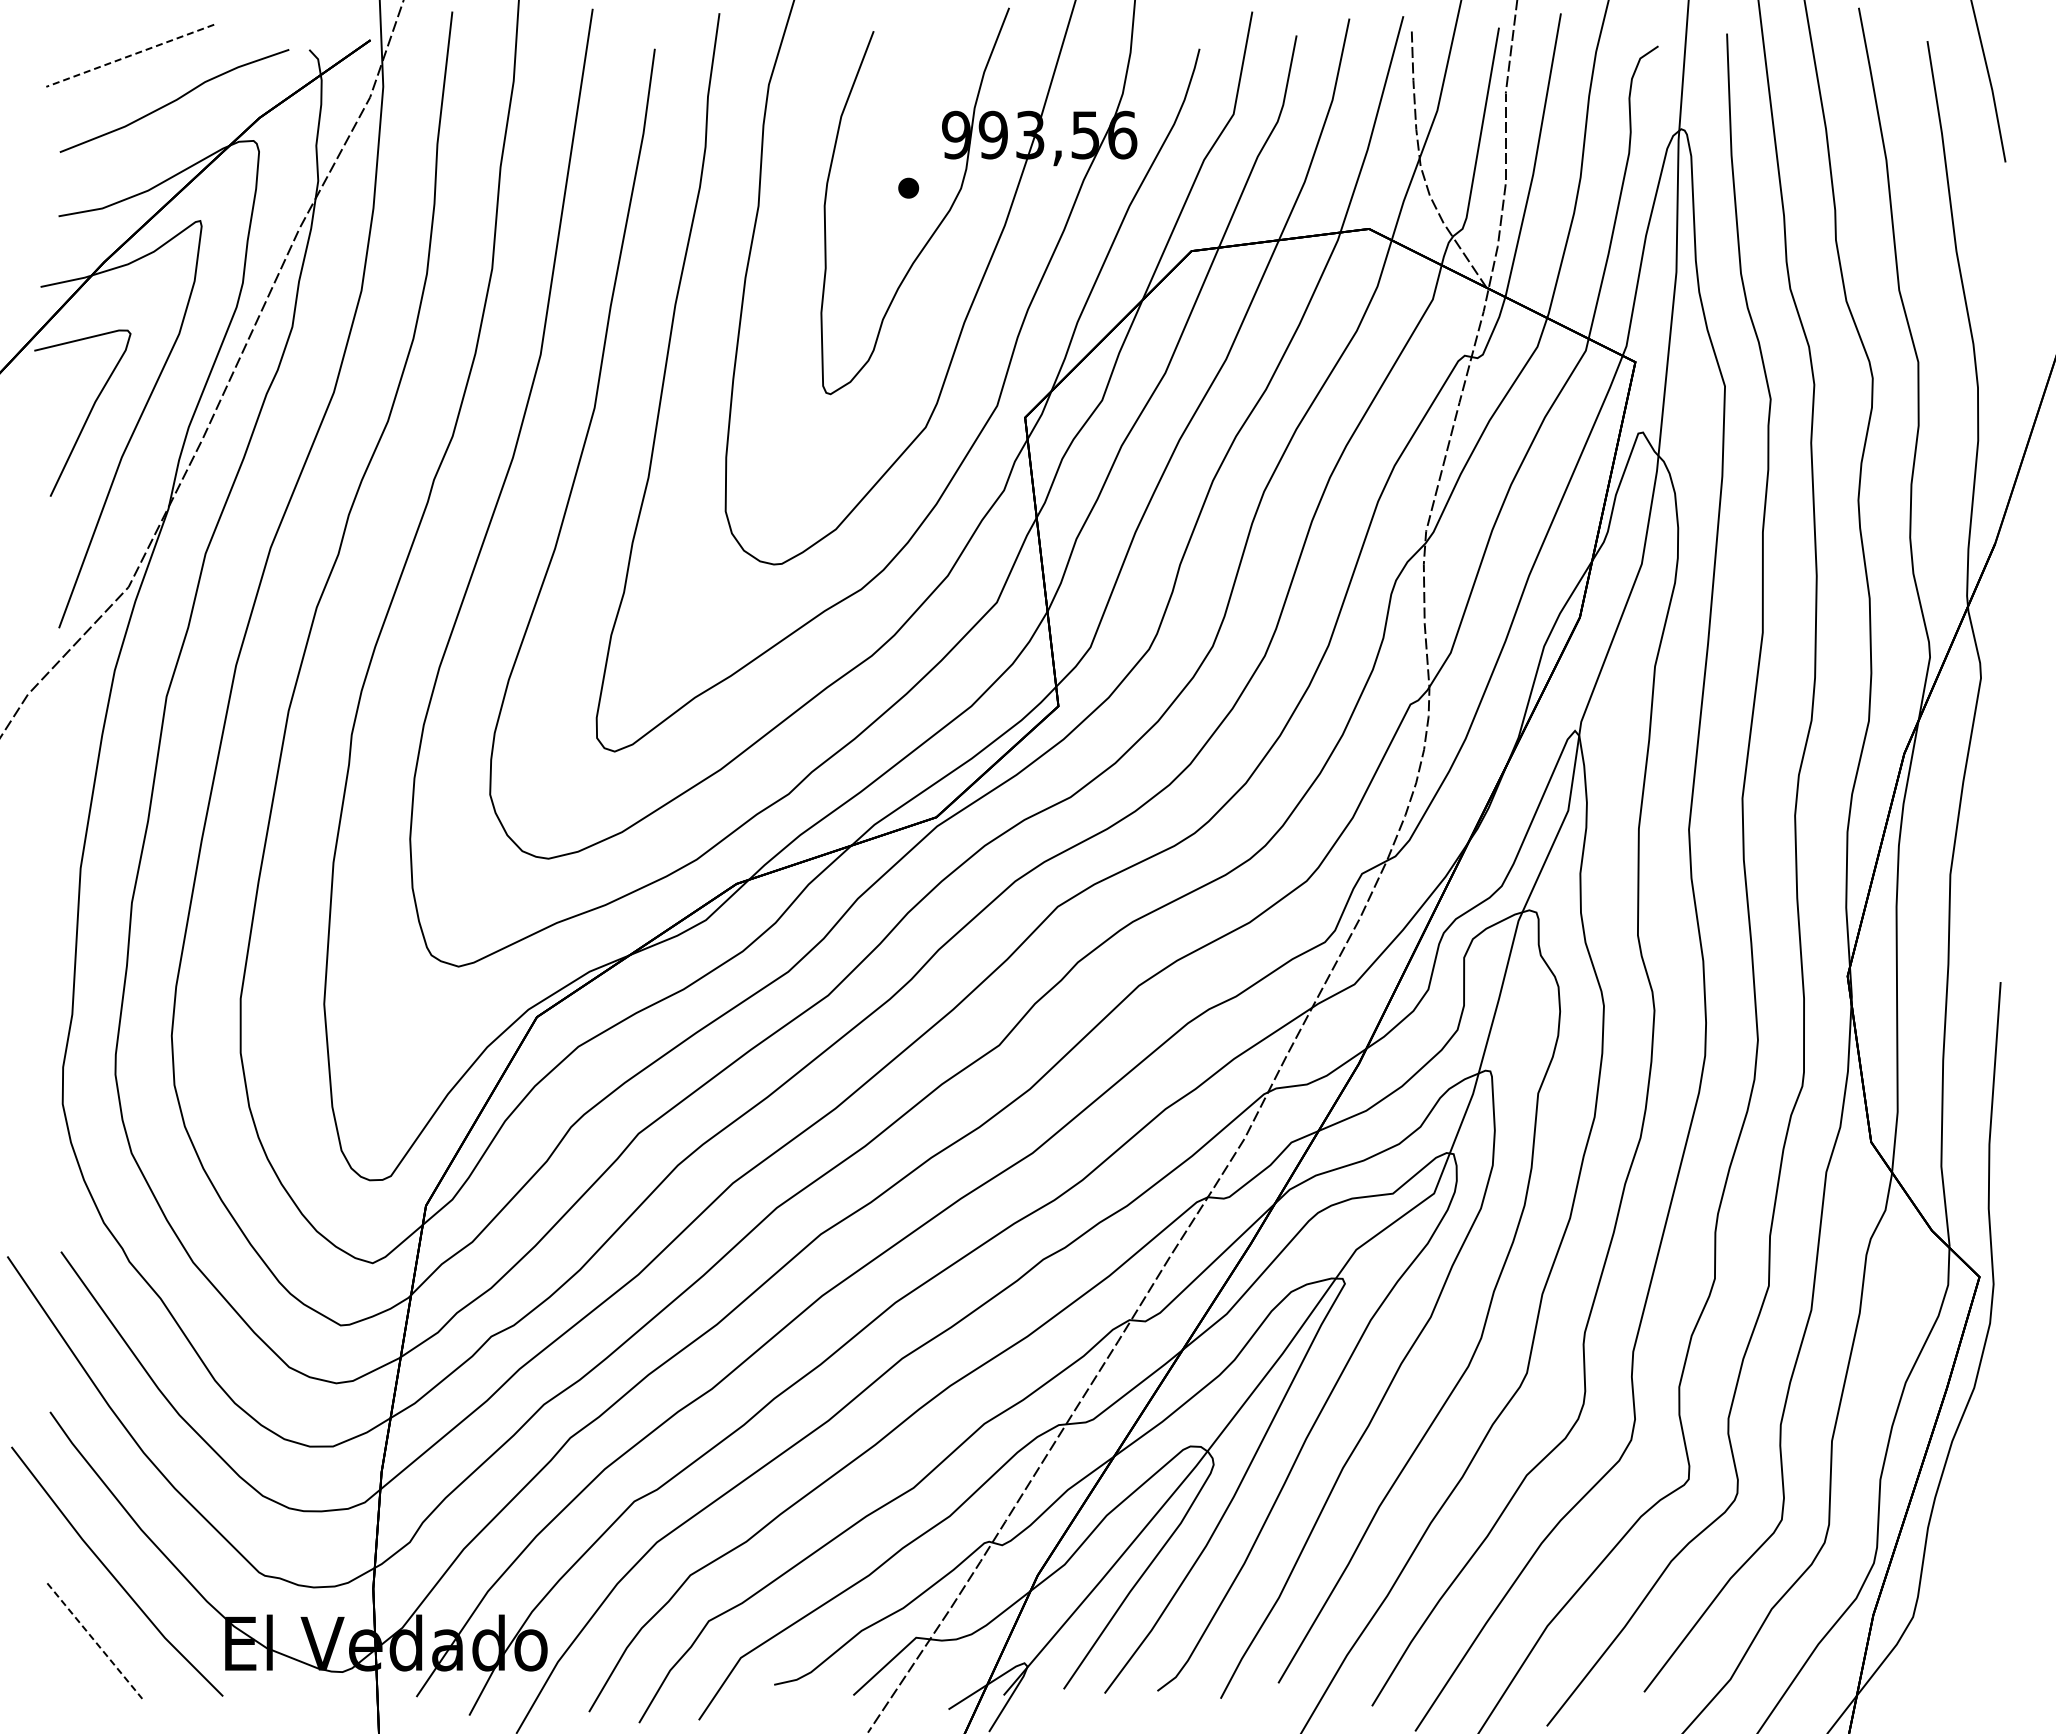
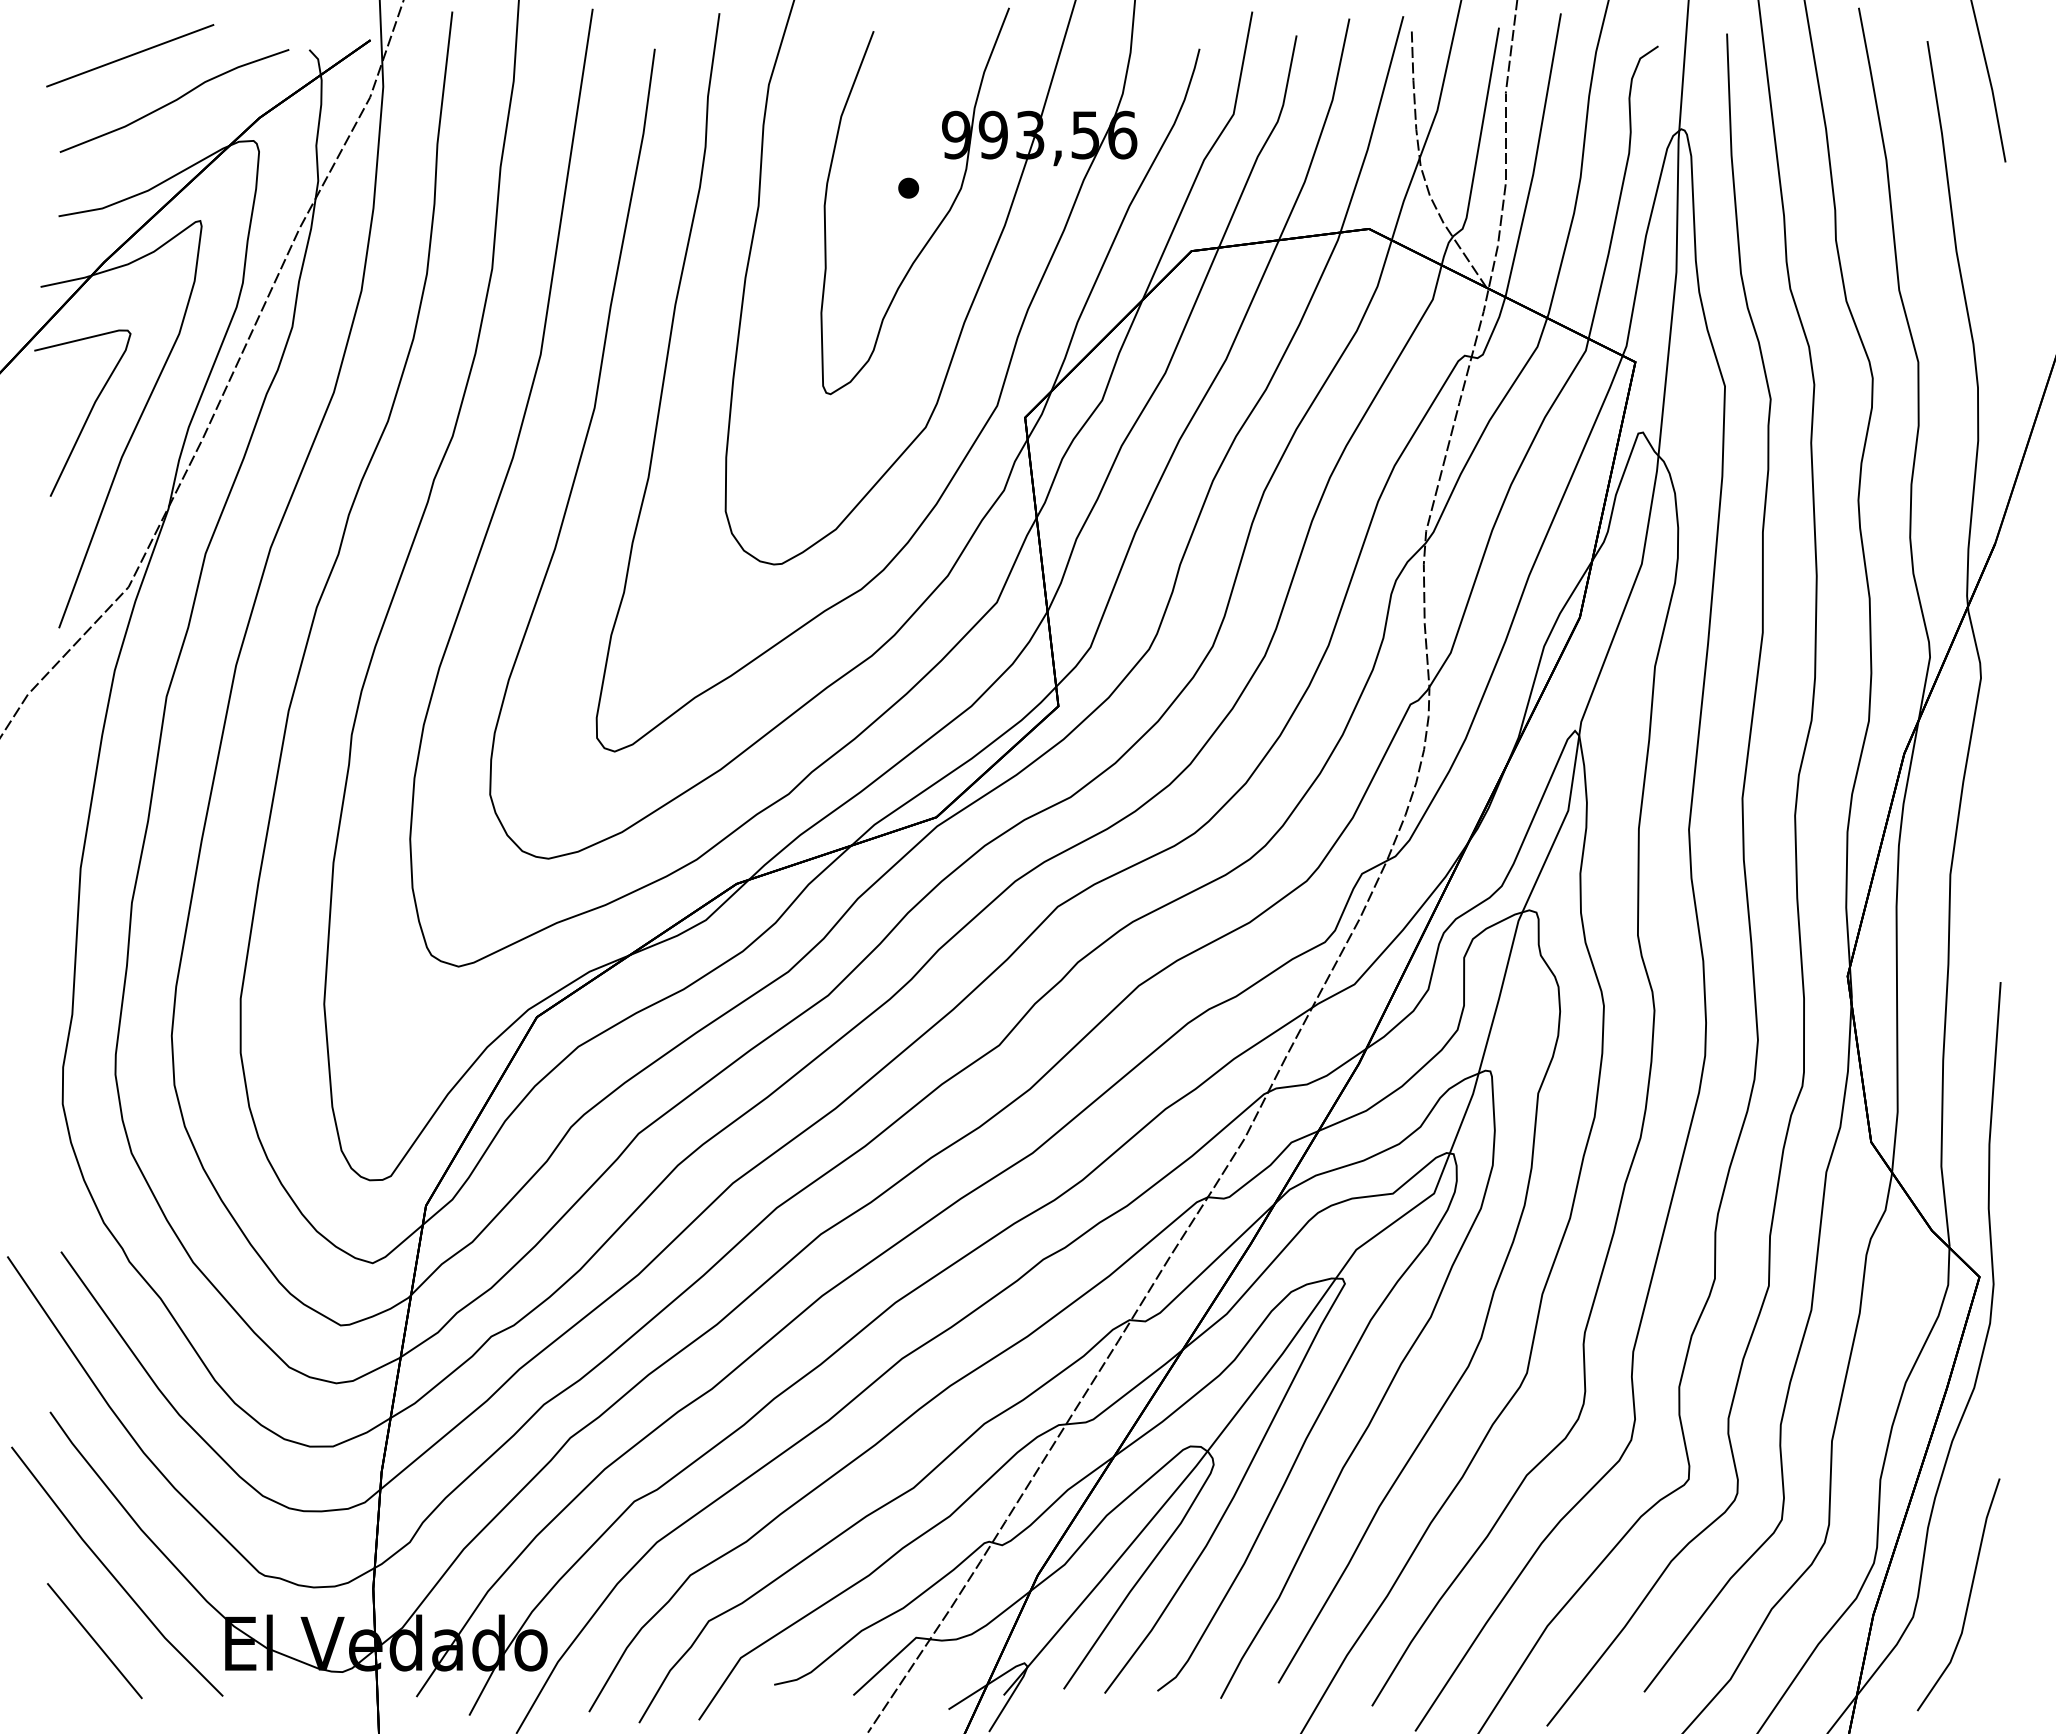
line: dashed -> solid (130, 55)
line: none -> present (1968, 1596)
line: dashed -> solid (94, 1641)
